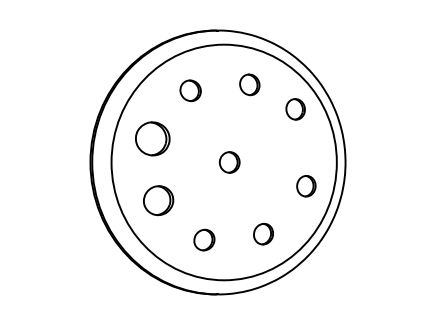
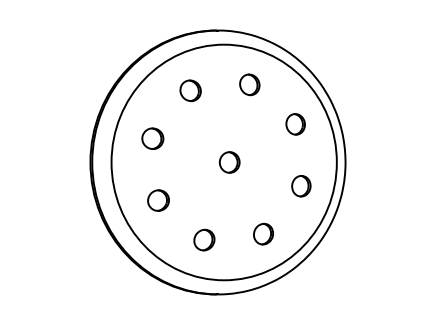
part position: (295, 109) -> (295, 124) (295, 124)
part size: 36x36 px -> 24x23 px (152, 138)
part position: (306, 186) -> (301, 186) (301, 186)
part size: 32x31 px -> 23x23 px (158, 200)
